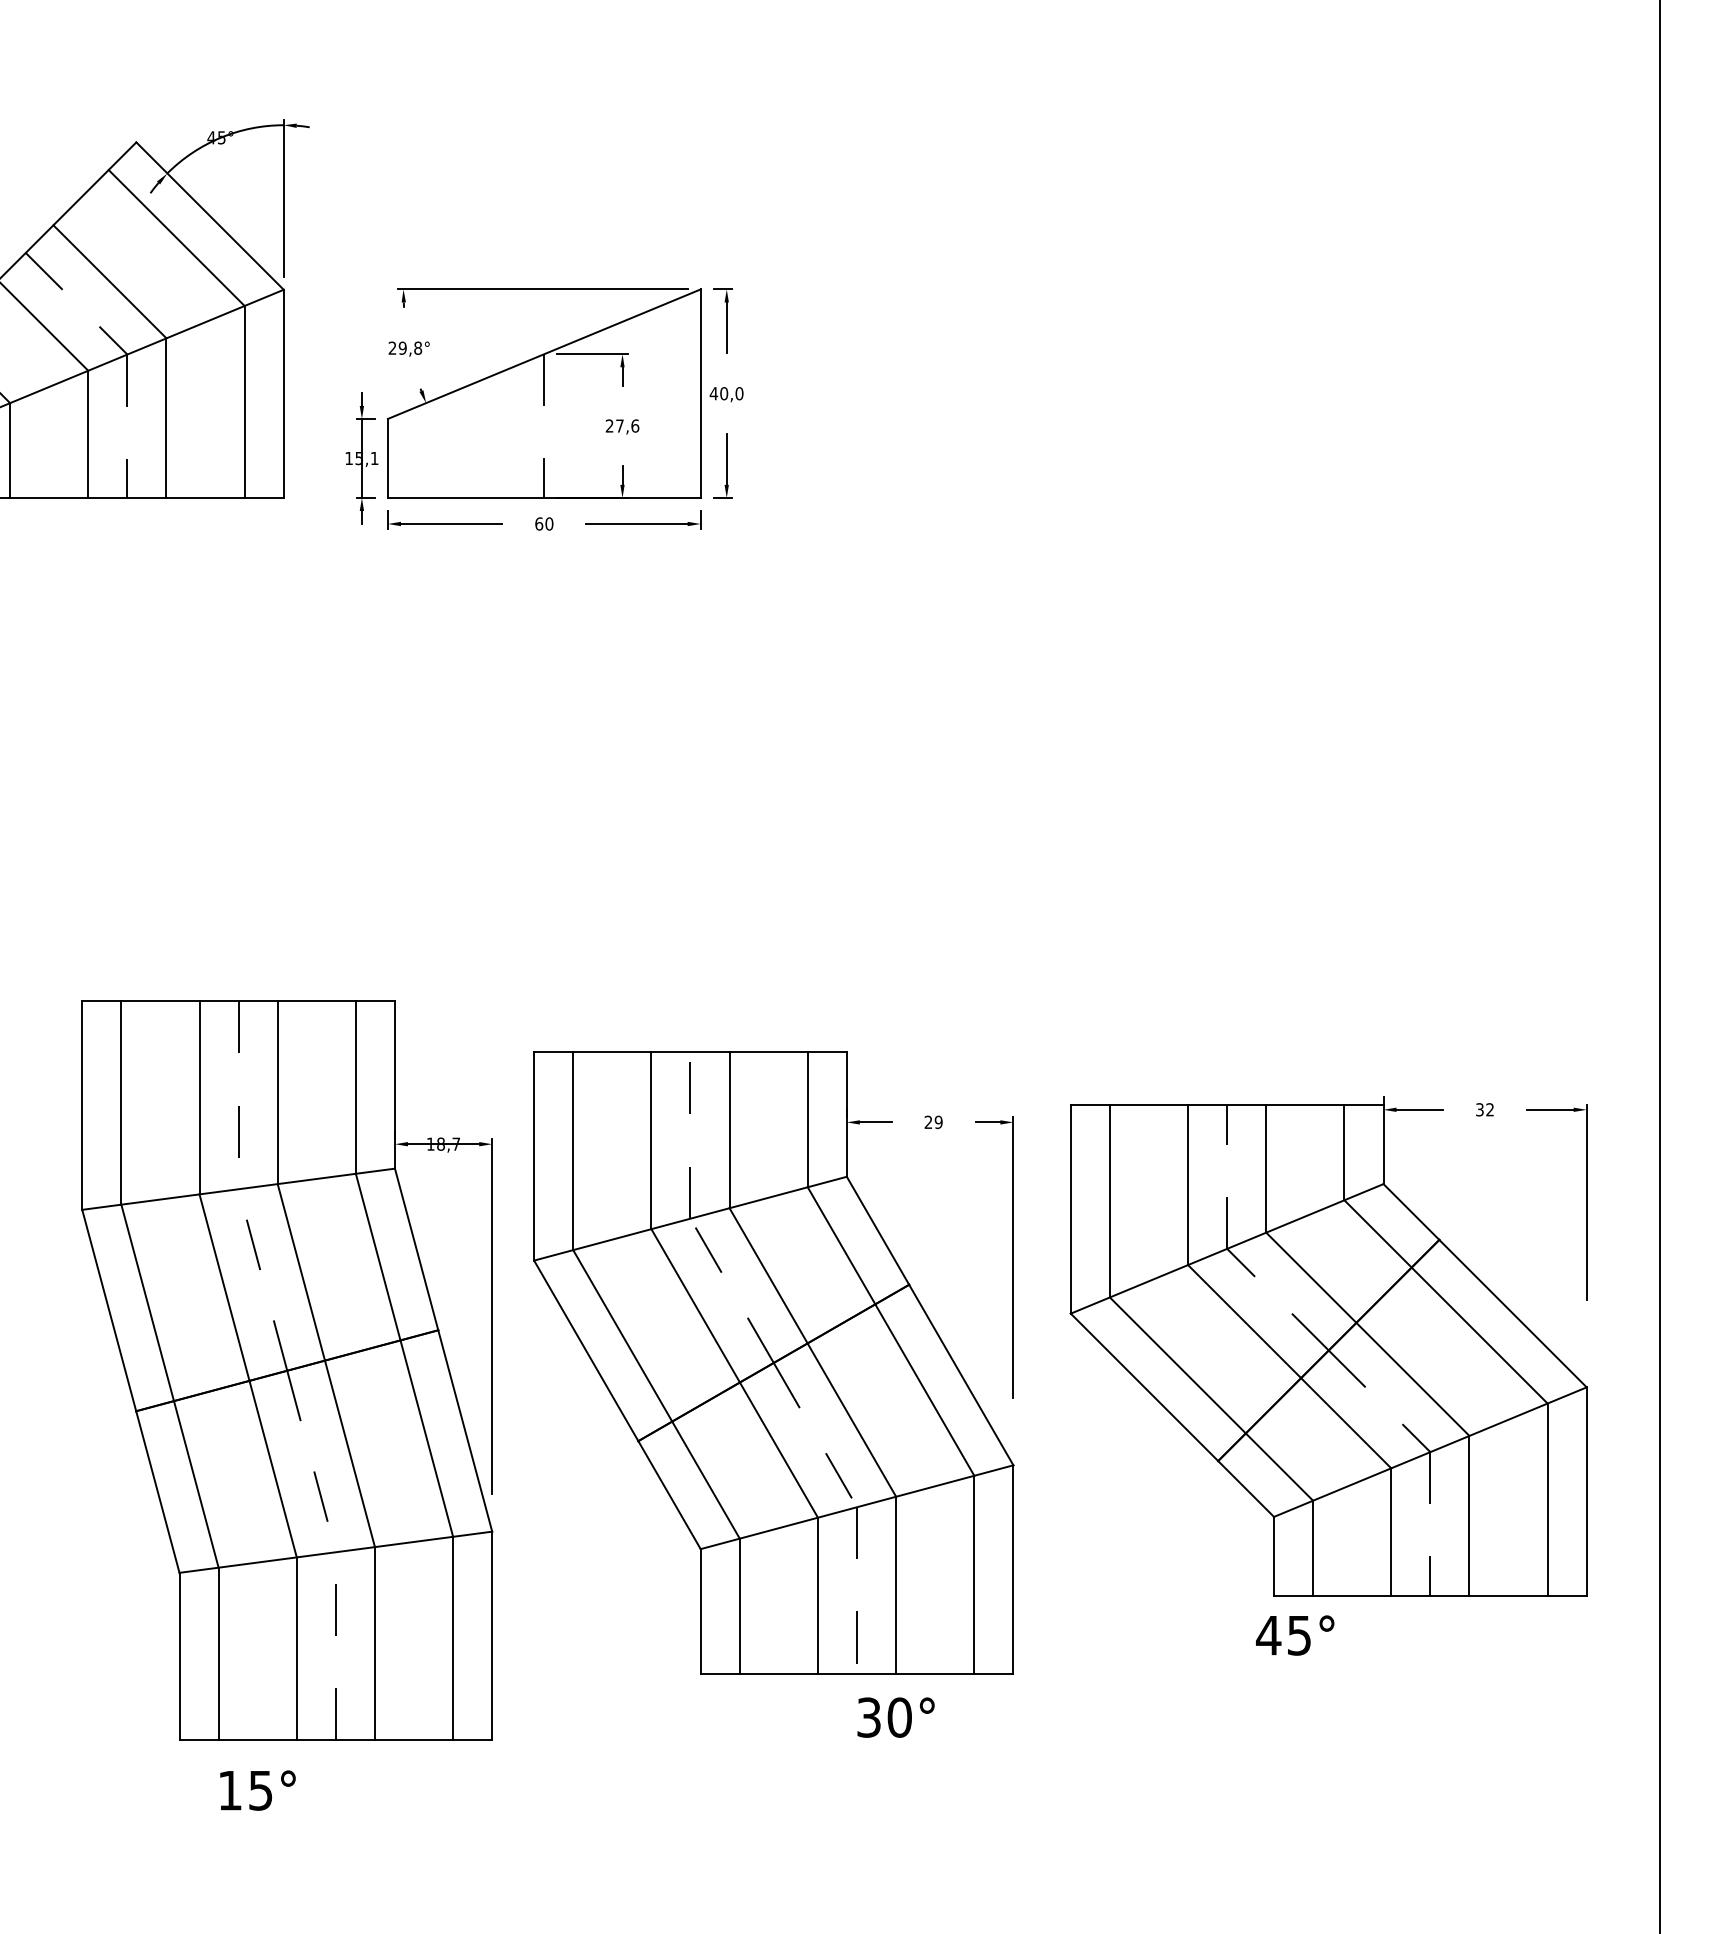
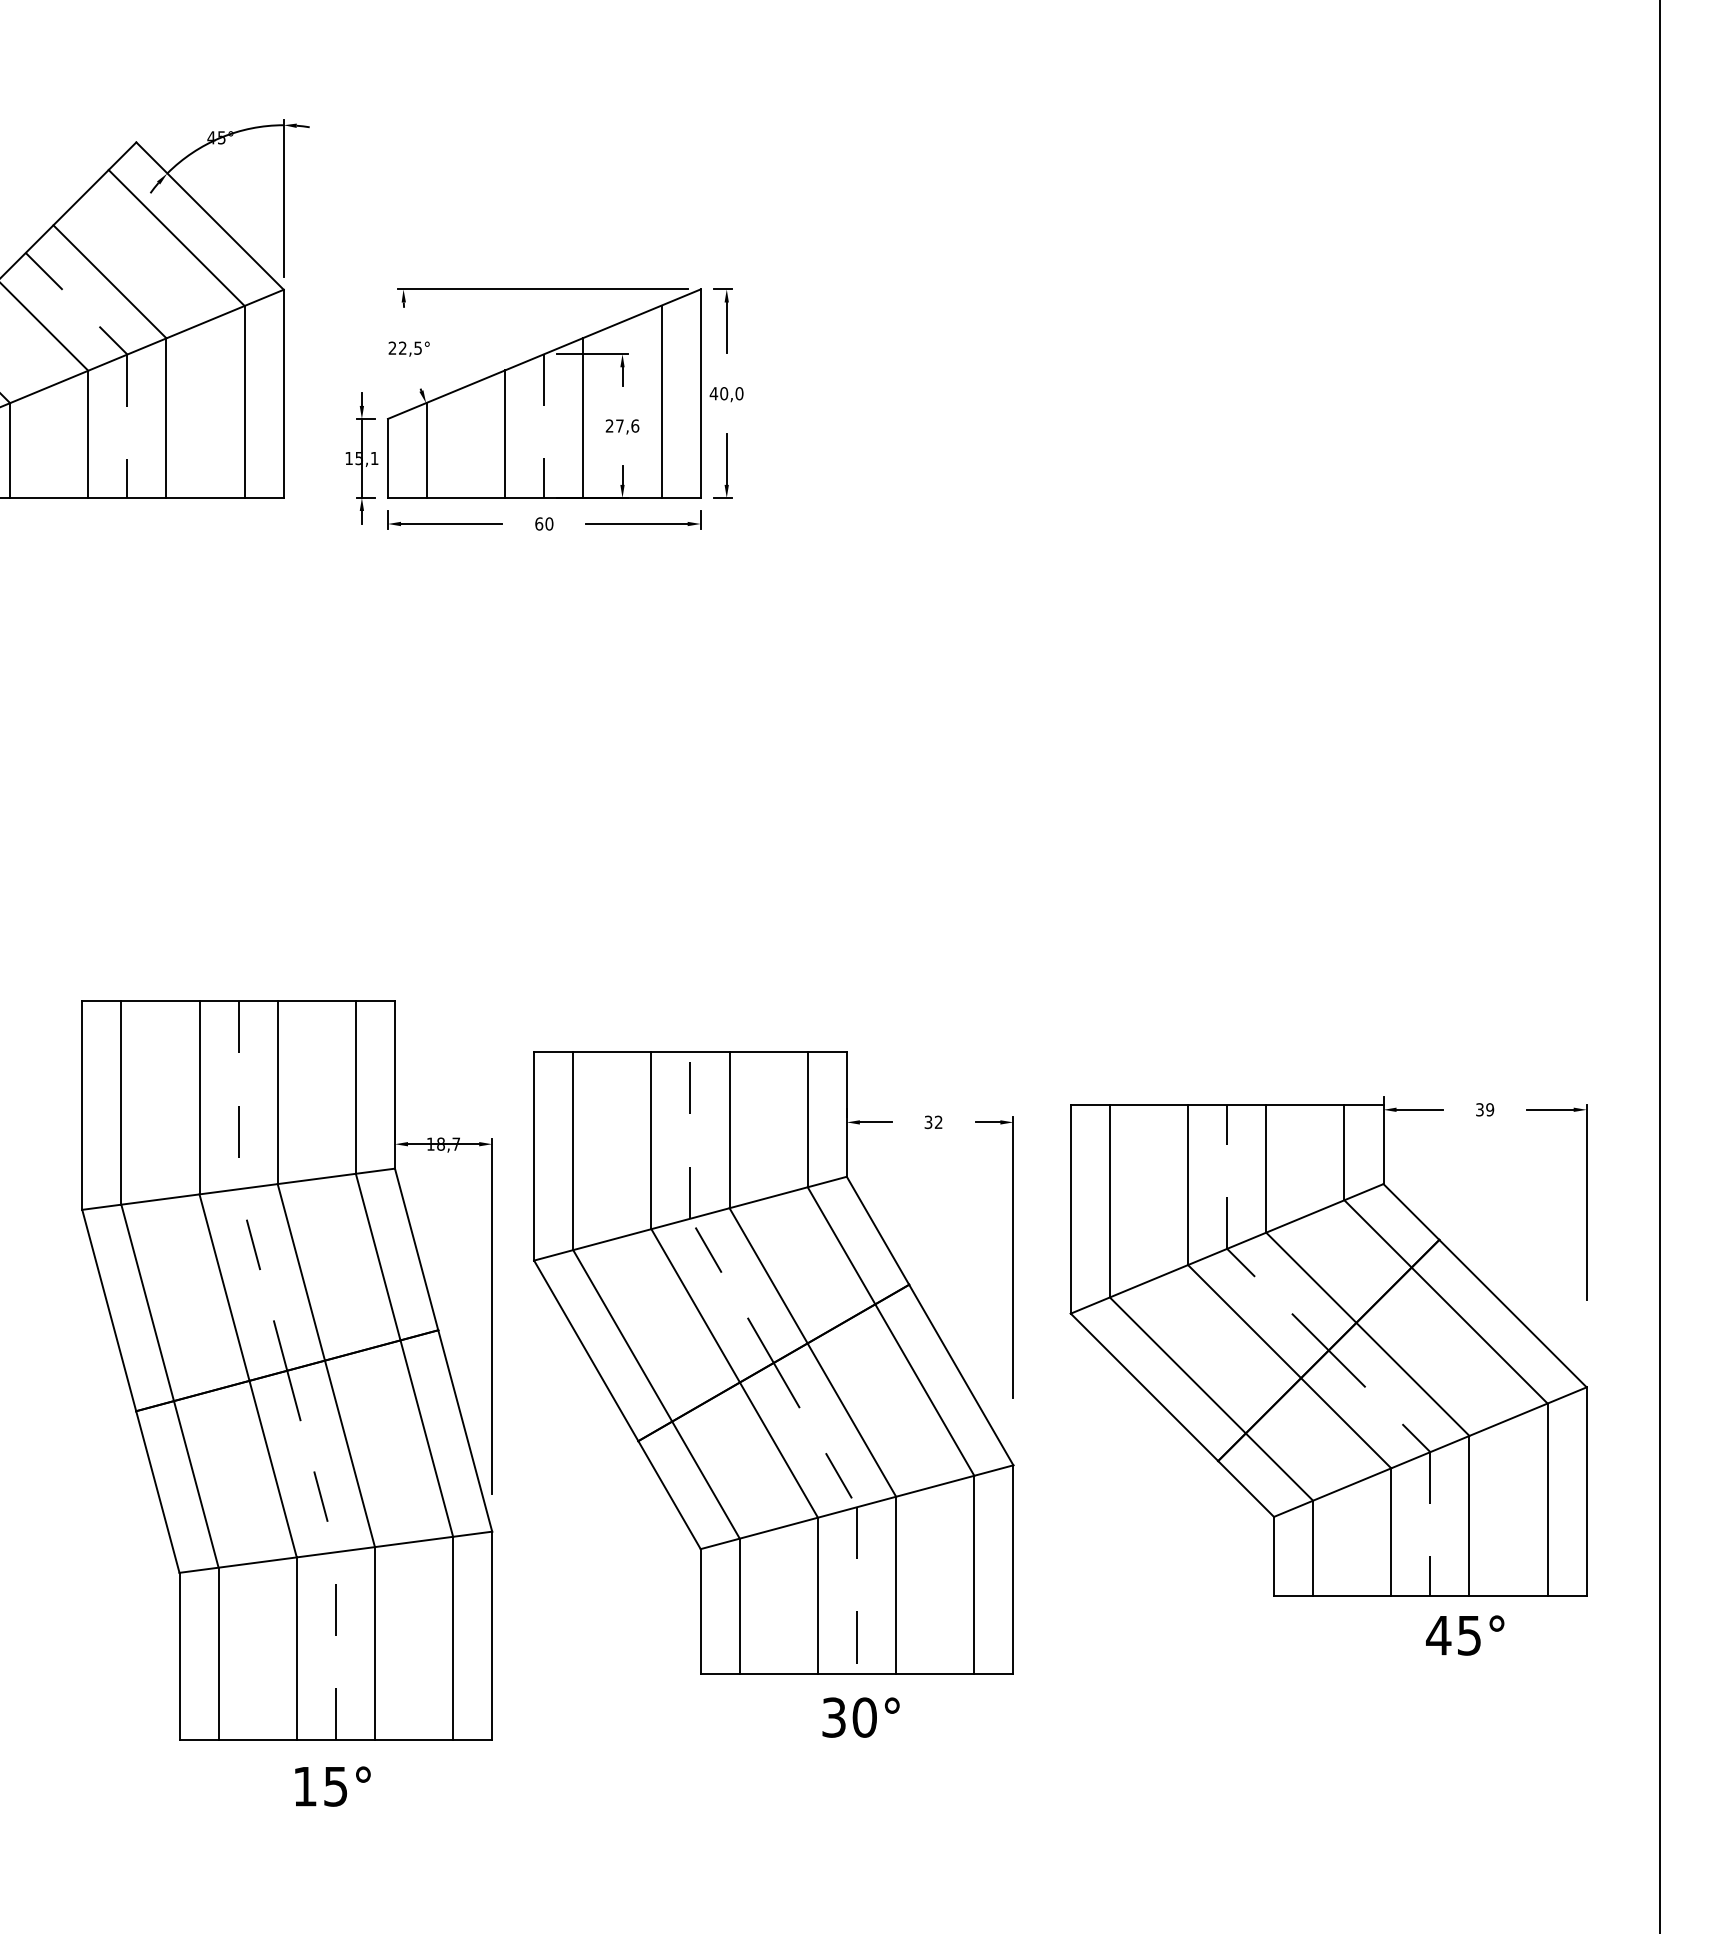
text: 29,8° -> 22,5° (410, 347)
line: none -> present (661, 401)
line: none -> present (583, 417)
line: none -> present (505, 433)
line: none -> present (427, 449)
text: 32 -> 39 (1490, 1109)
text: 29 -> 32 (933, 1122)
text position: (1295, 1635) -> (1465, 1635) (1465, 1635)
text position: (895, 1717) -> (860, 1717) (860, 1717)
text position: (257, 1790) -> (332, 1786) (332, 1786)
